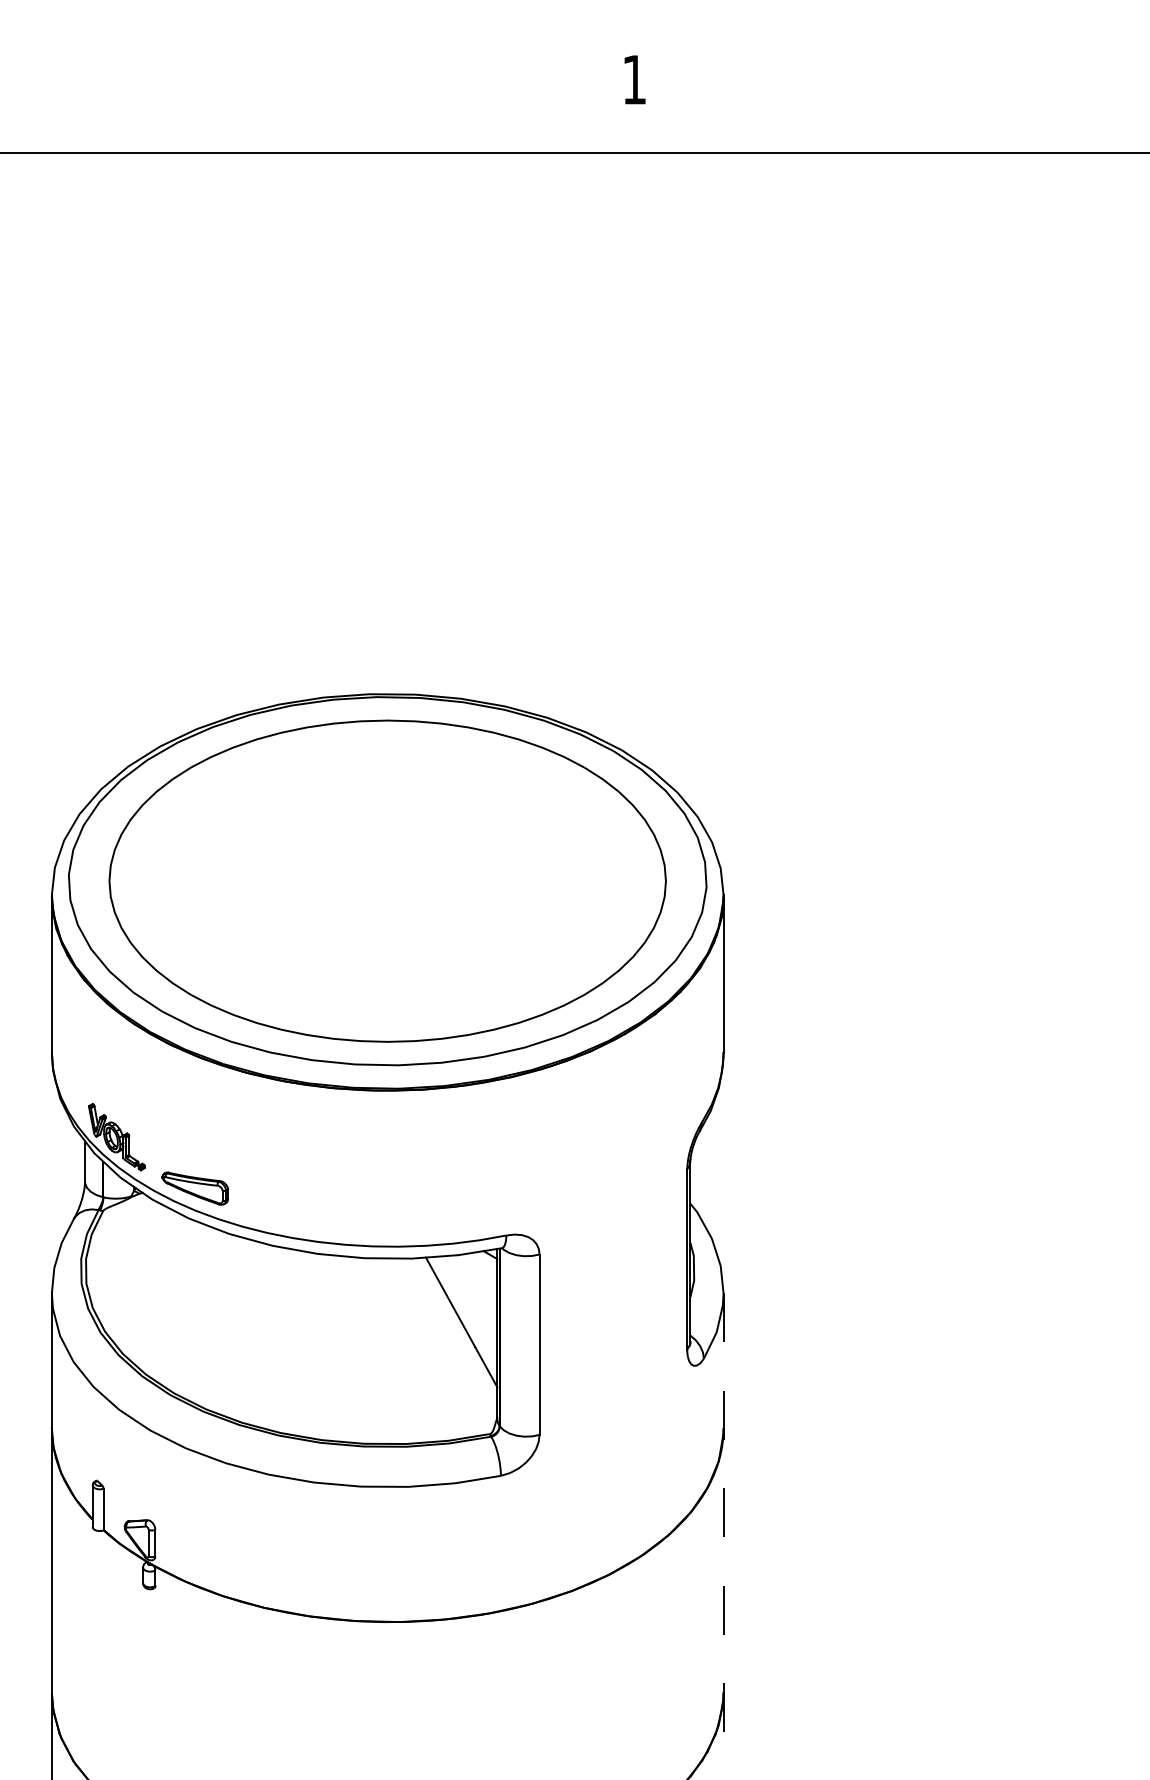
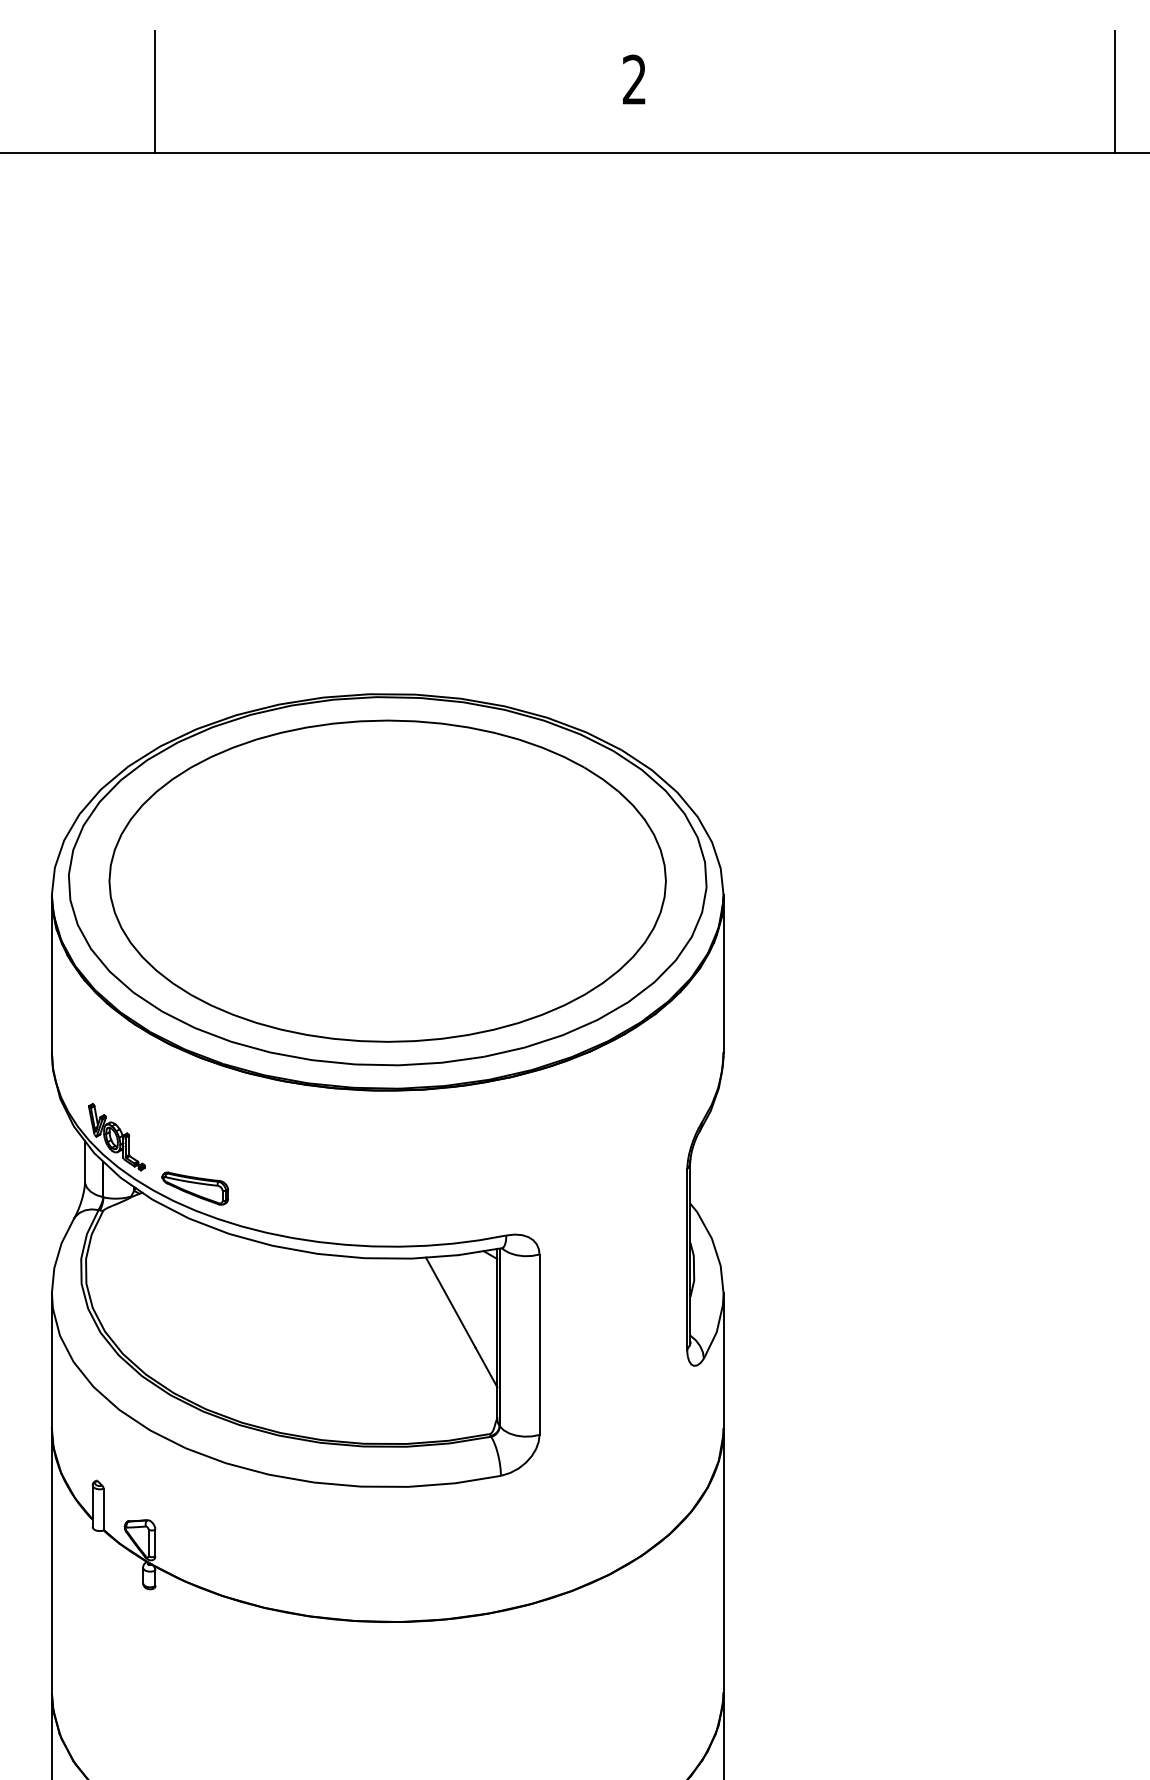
text: 1 -> 2 (634, 79)
line: none -> present (154, 91)
line: none -> present (1114, 91)
line: dashed -> solid (723, 1537)
